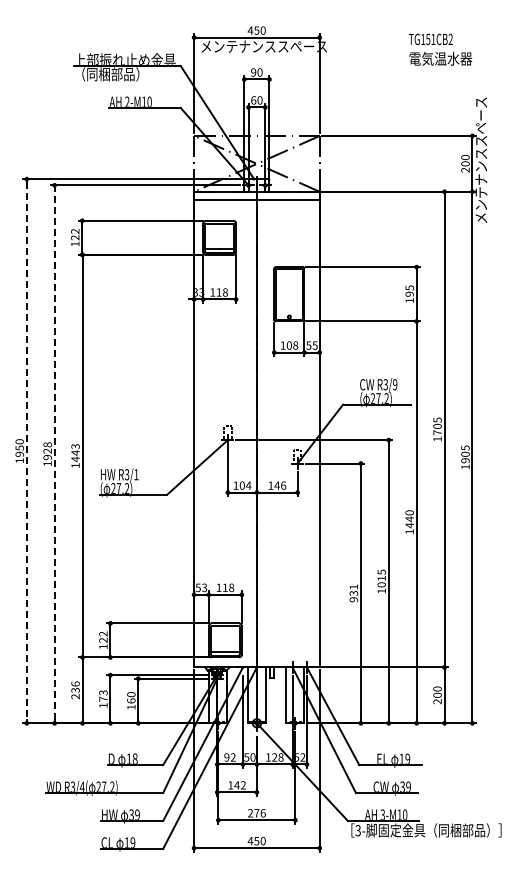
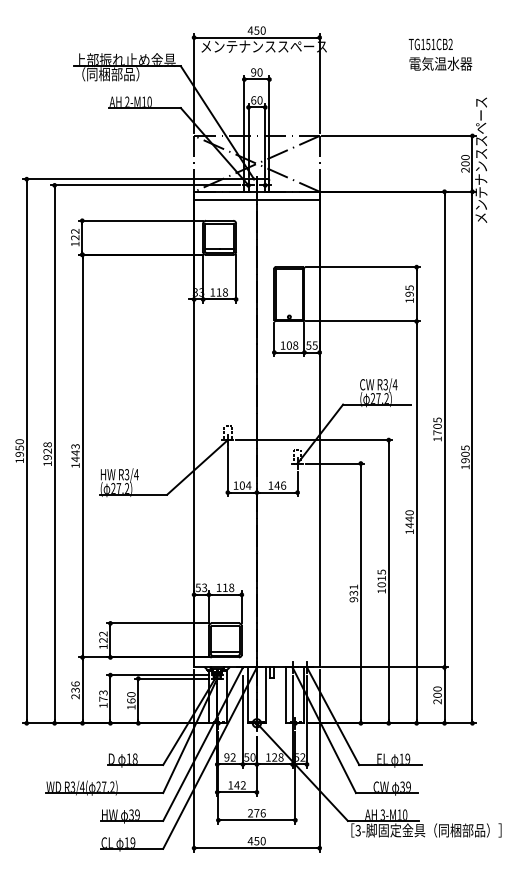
text position: (440, 49) -> (440, 54) (440, 54)
text: R3/9 -> R3/4 (394, 384)
line: dashed -> solid (26, 451)
line: dashed -> solid (54, 453)
text: R3/1 -> R3/4 (136, 474)
